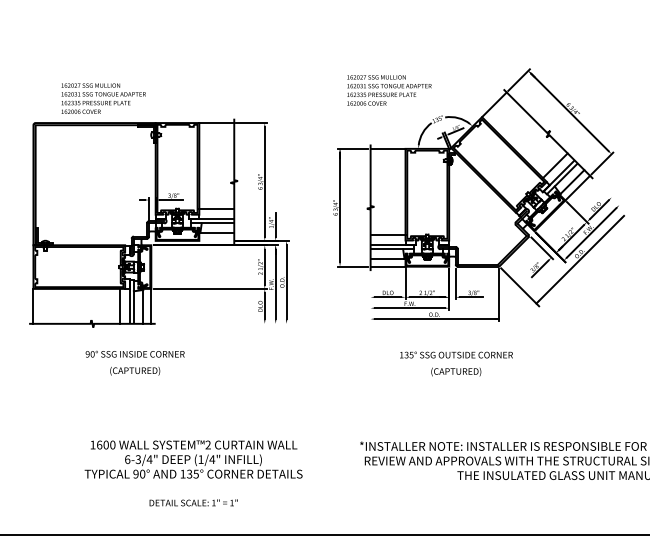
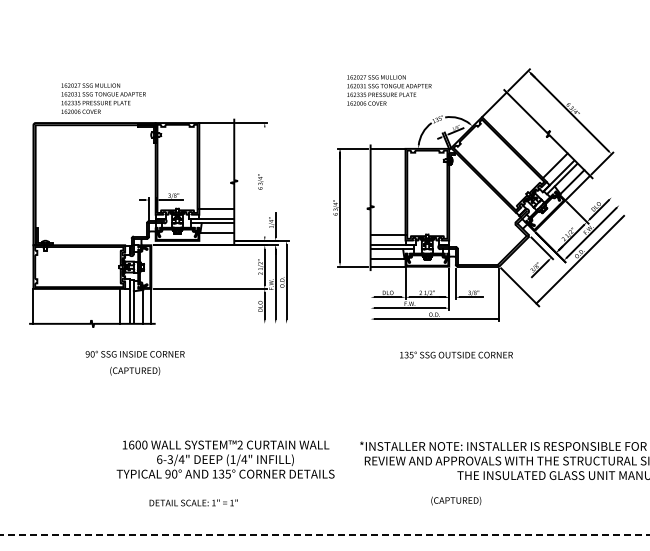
line: present -> none (264, 181)
text position: (456, 371) -> (456, 500) (456, 500)
text position: (193, 459) -> (225, 459) (225, 459)
line: solid -> dashed (324, 534)
